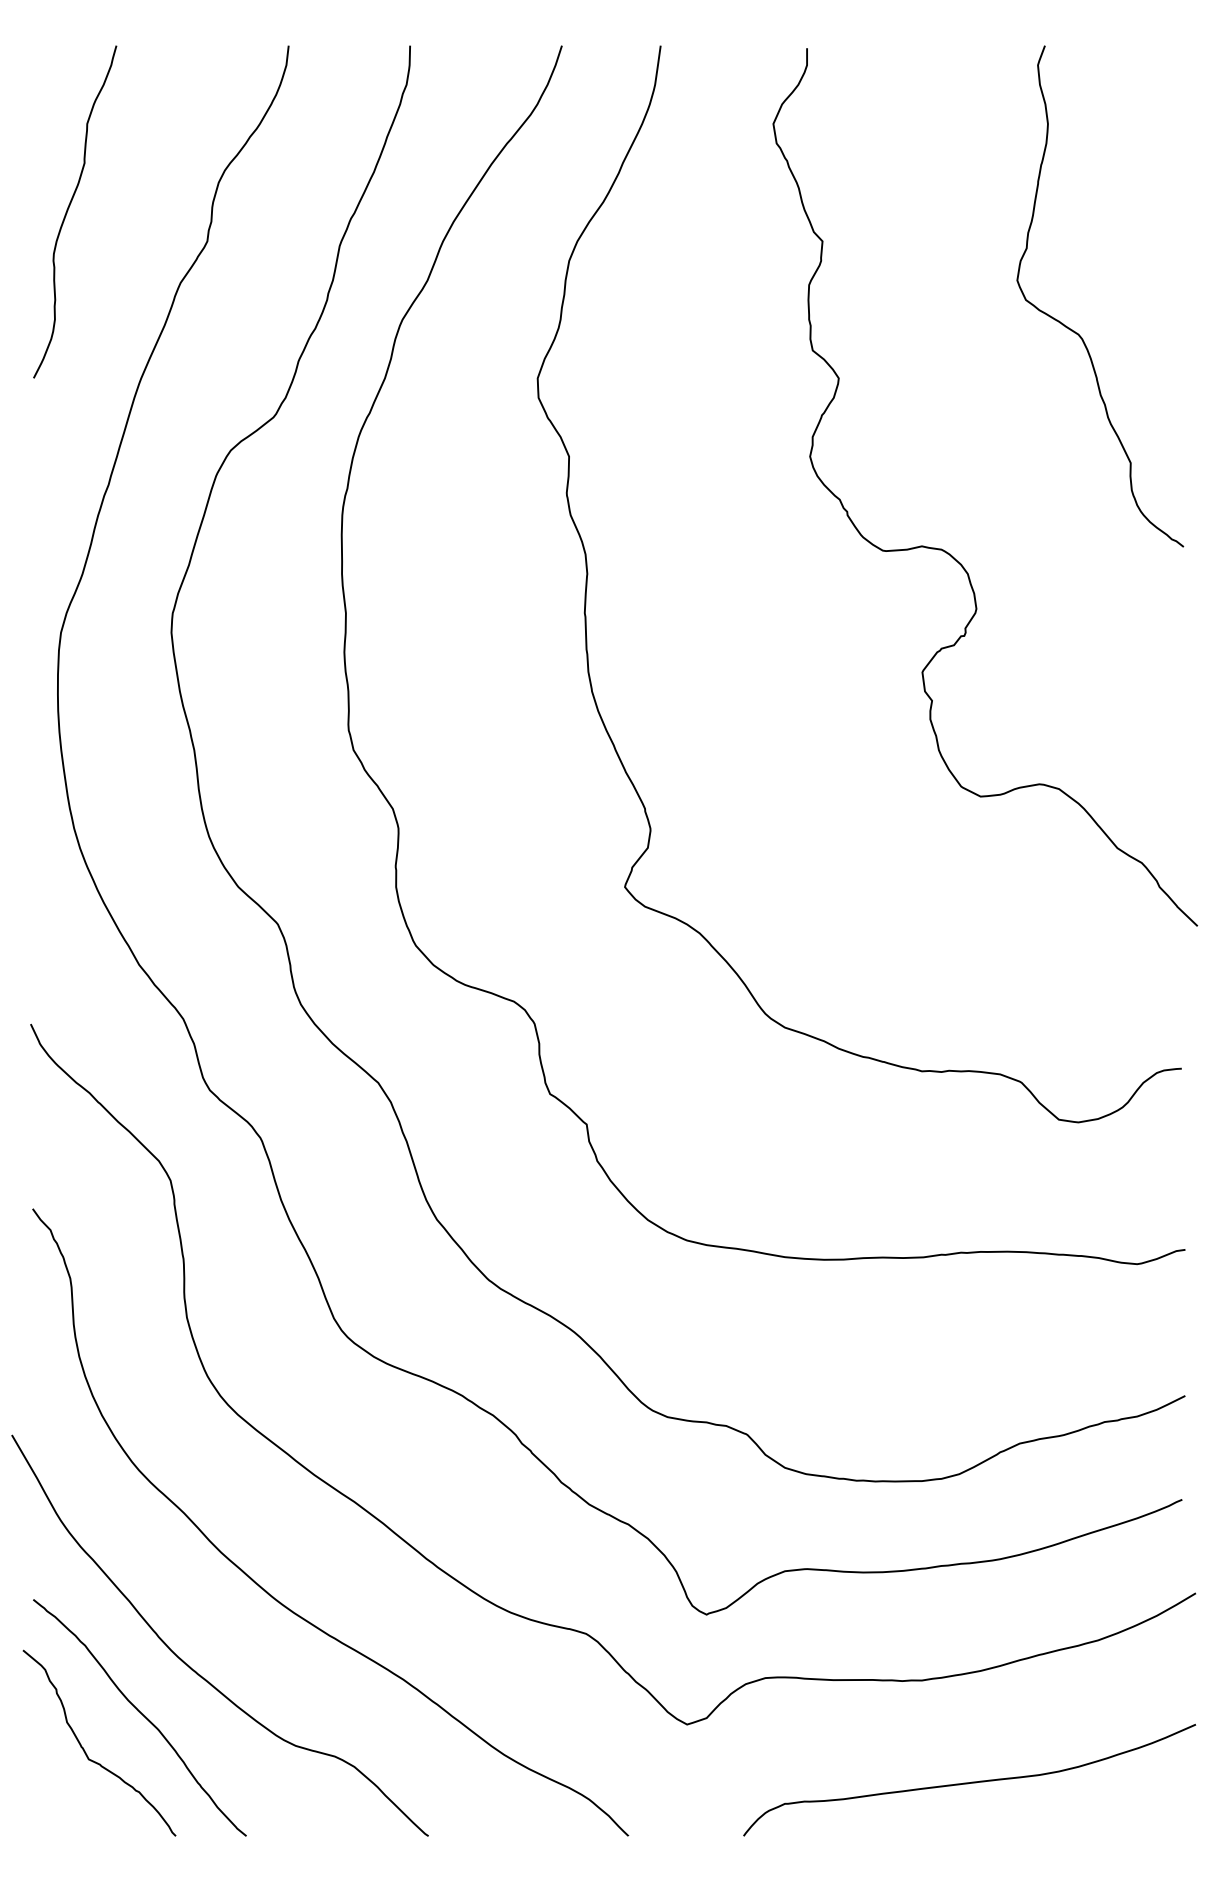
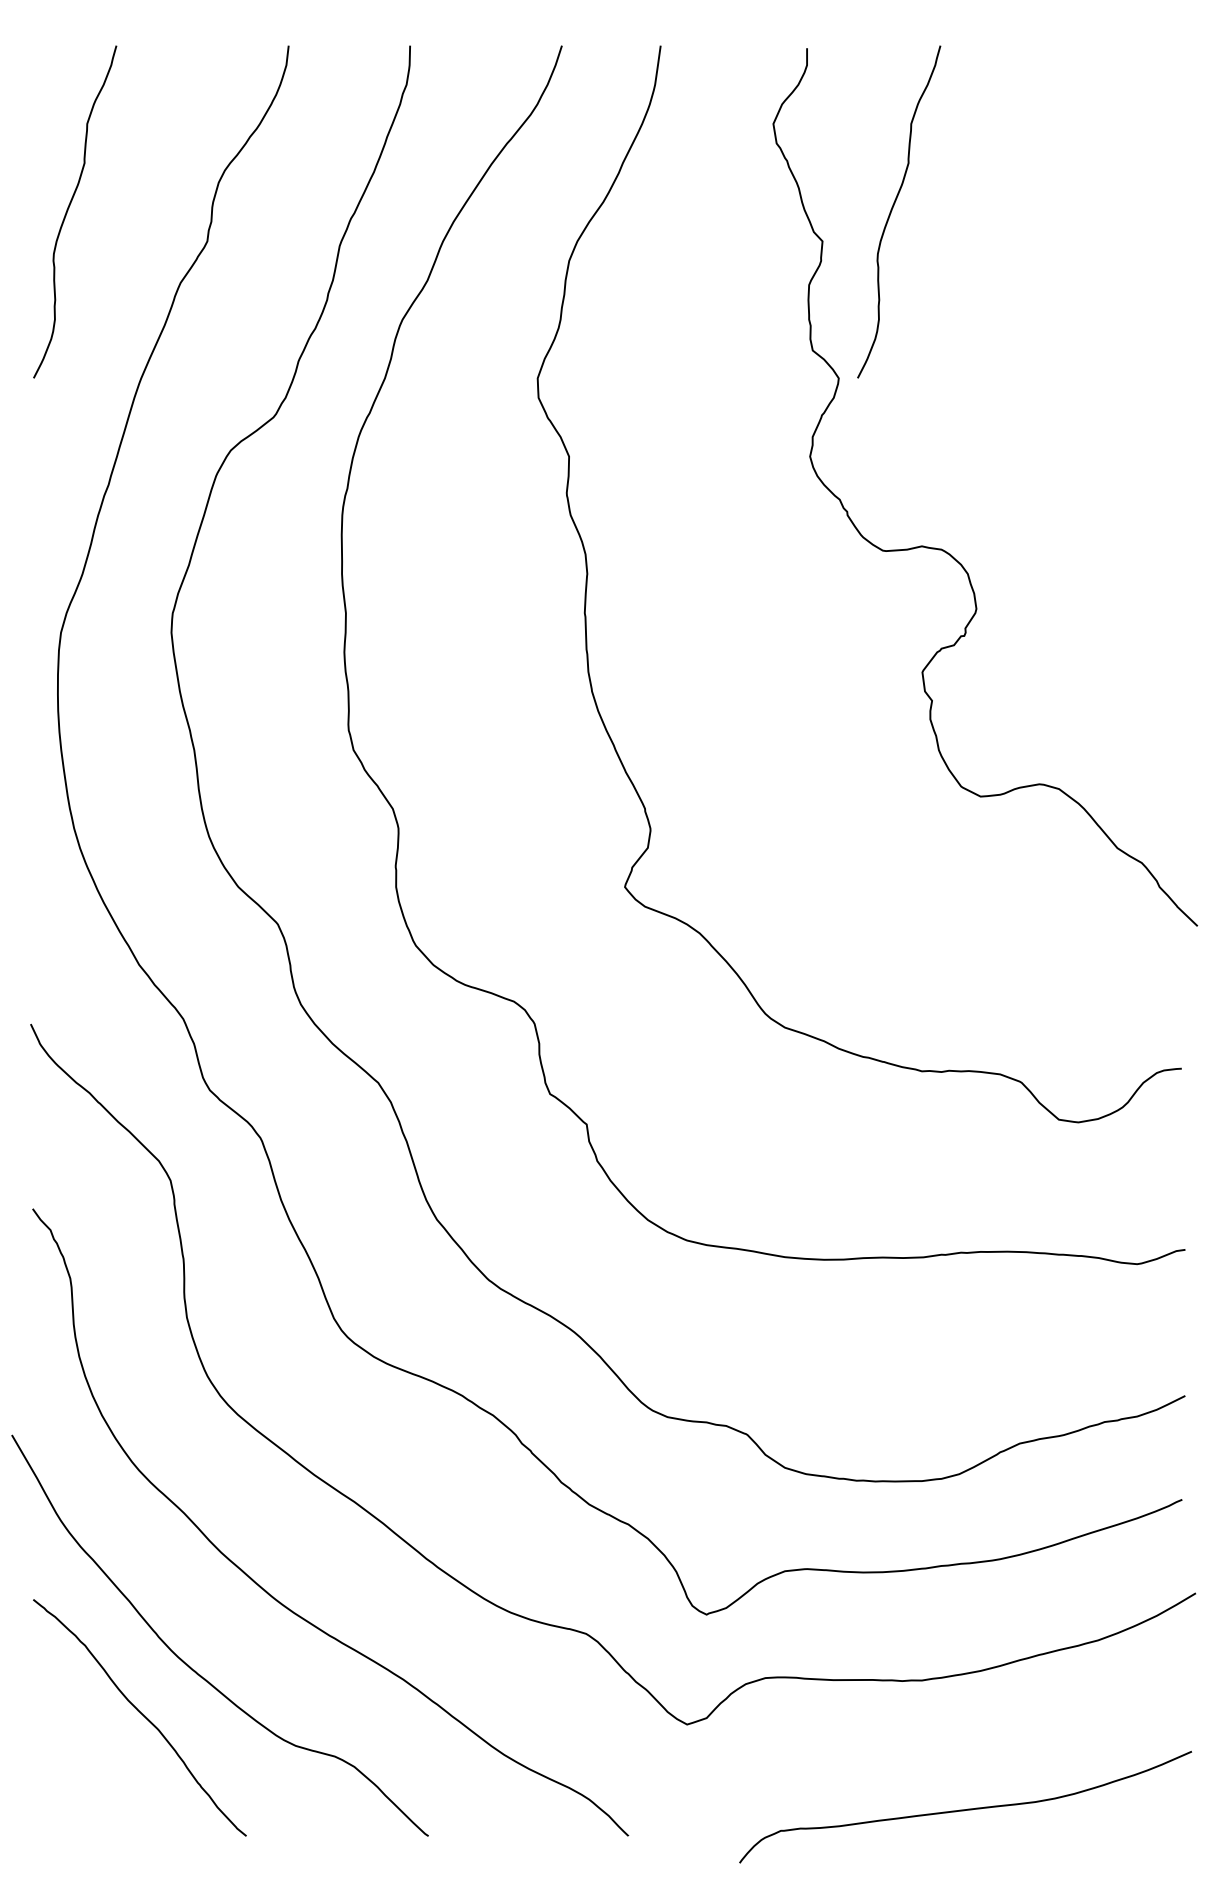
curve: none -> present (893, 208)
curve: present -> none (1077, 332)
curve: present -> none (85, 1750)
curve position: (971, 1781) -> (967, 1808) (967, 1808)
